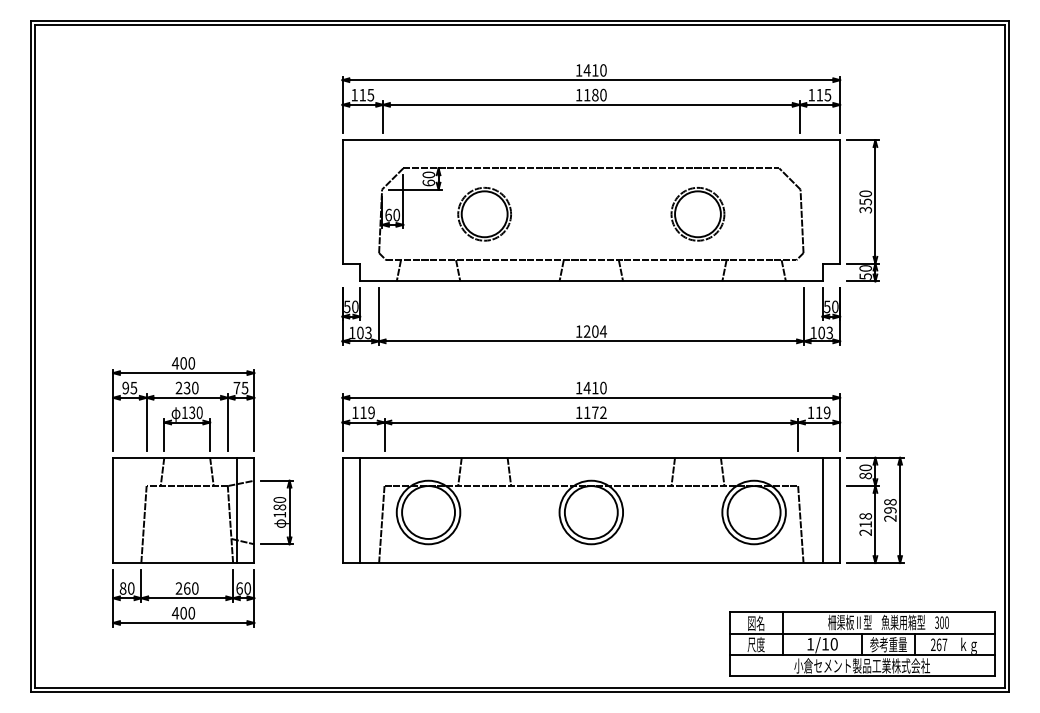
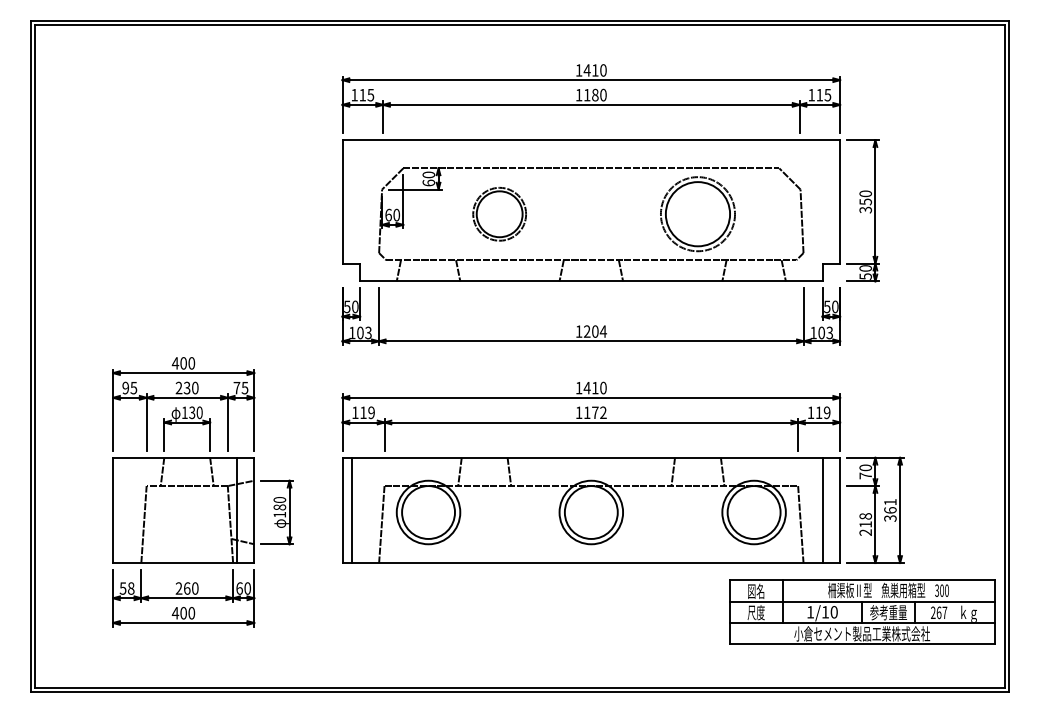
part position: (484, 214) -> (499, 214) (499, 214)
part size: 56x55 px -> 76x77 px (697, 214)
text: 80 -> 70 (865, 475)
line position: (360, 509) -> (352, 509) (352, 509)
text: 298 -> 361 (890, 510)
text: 80 -> 58 (126, 588)
part position: (862, 643) -> (862, 611) (862, 611)
